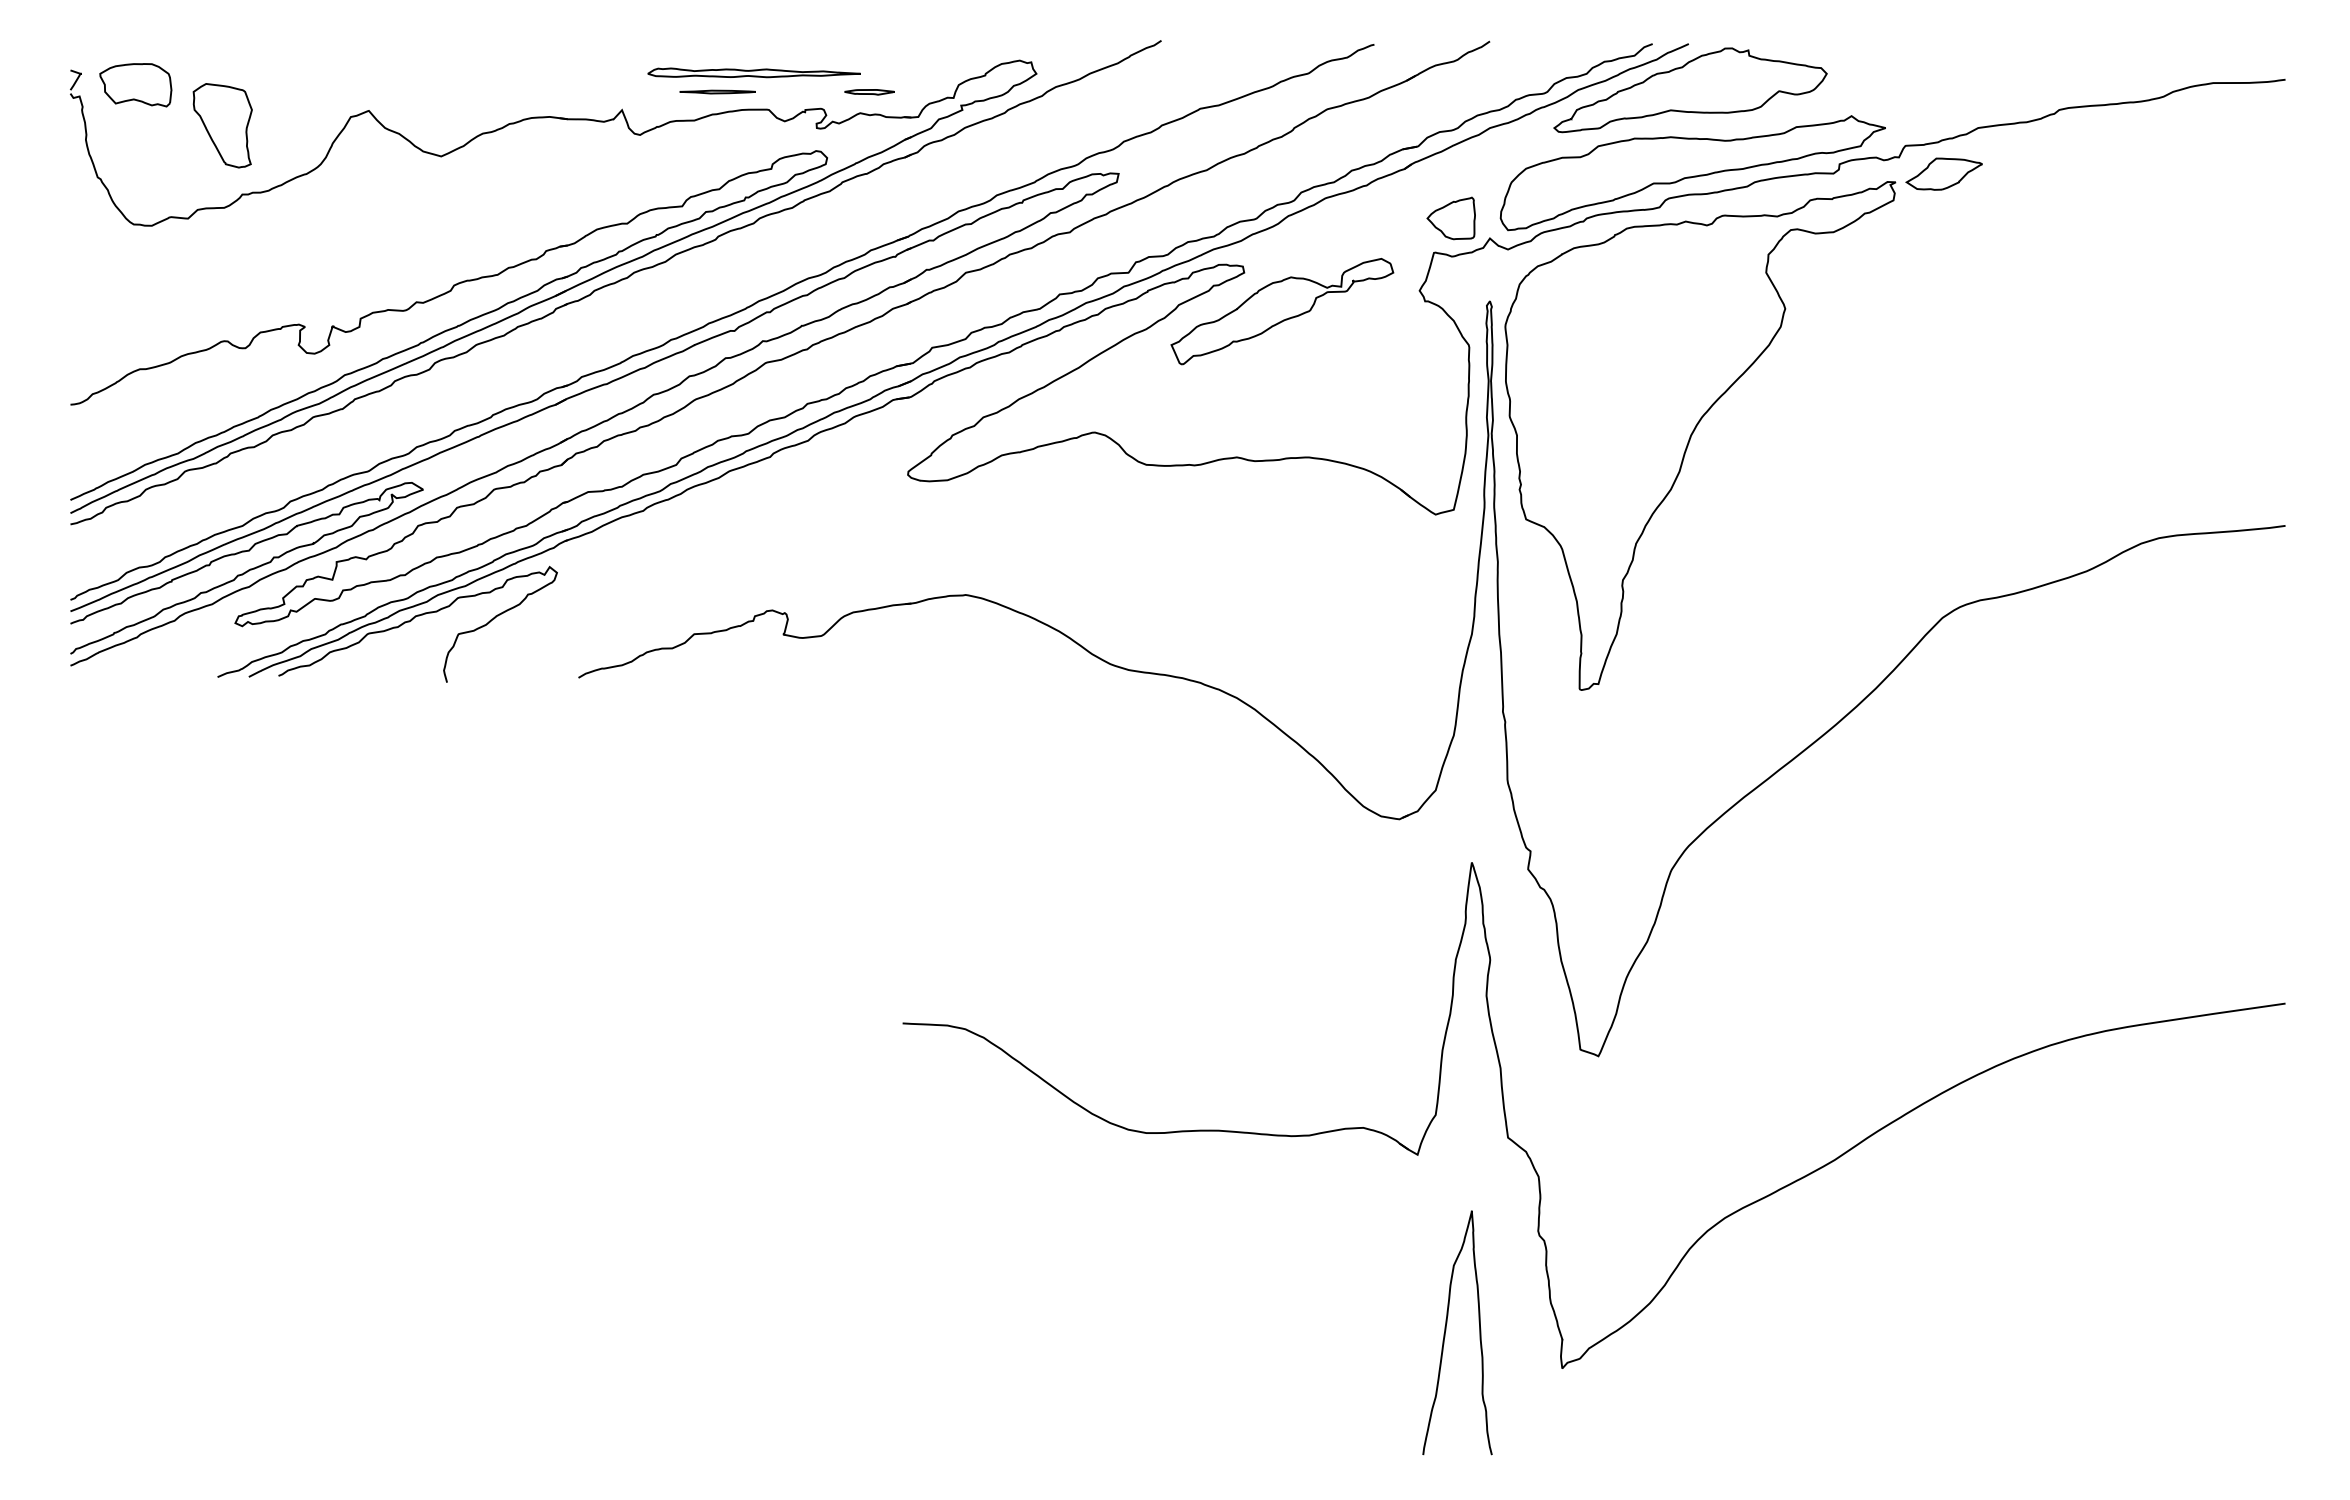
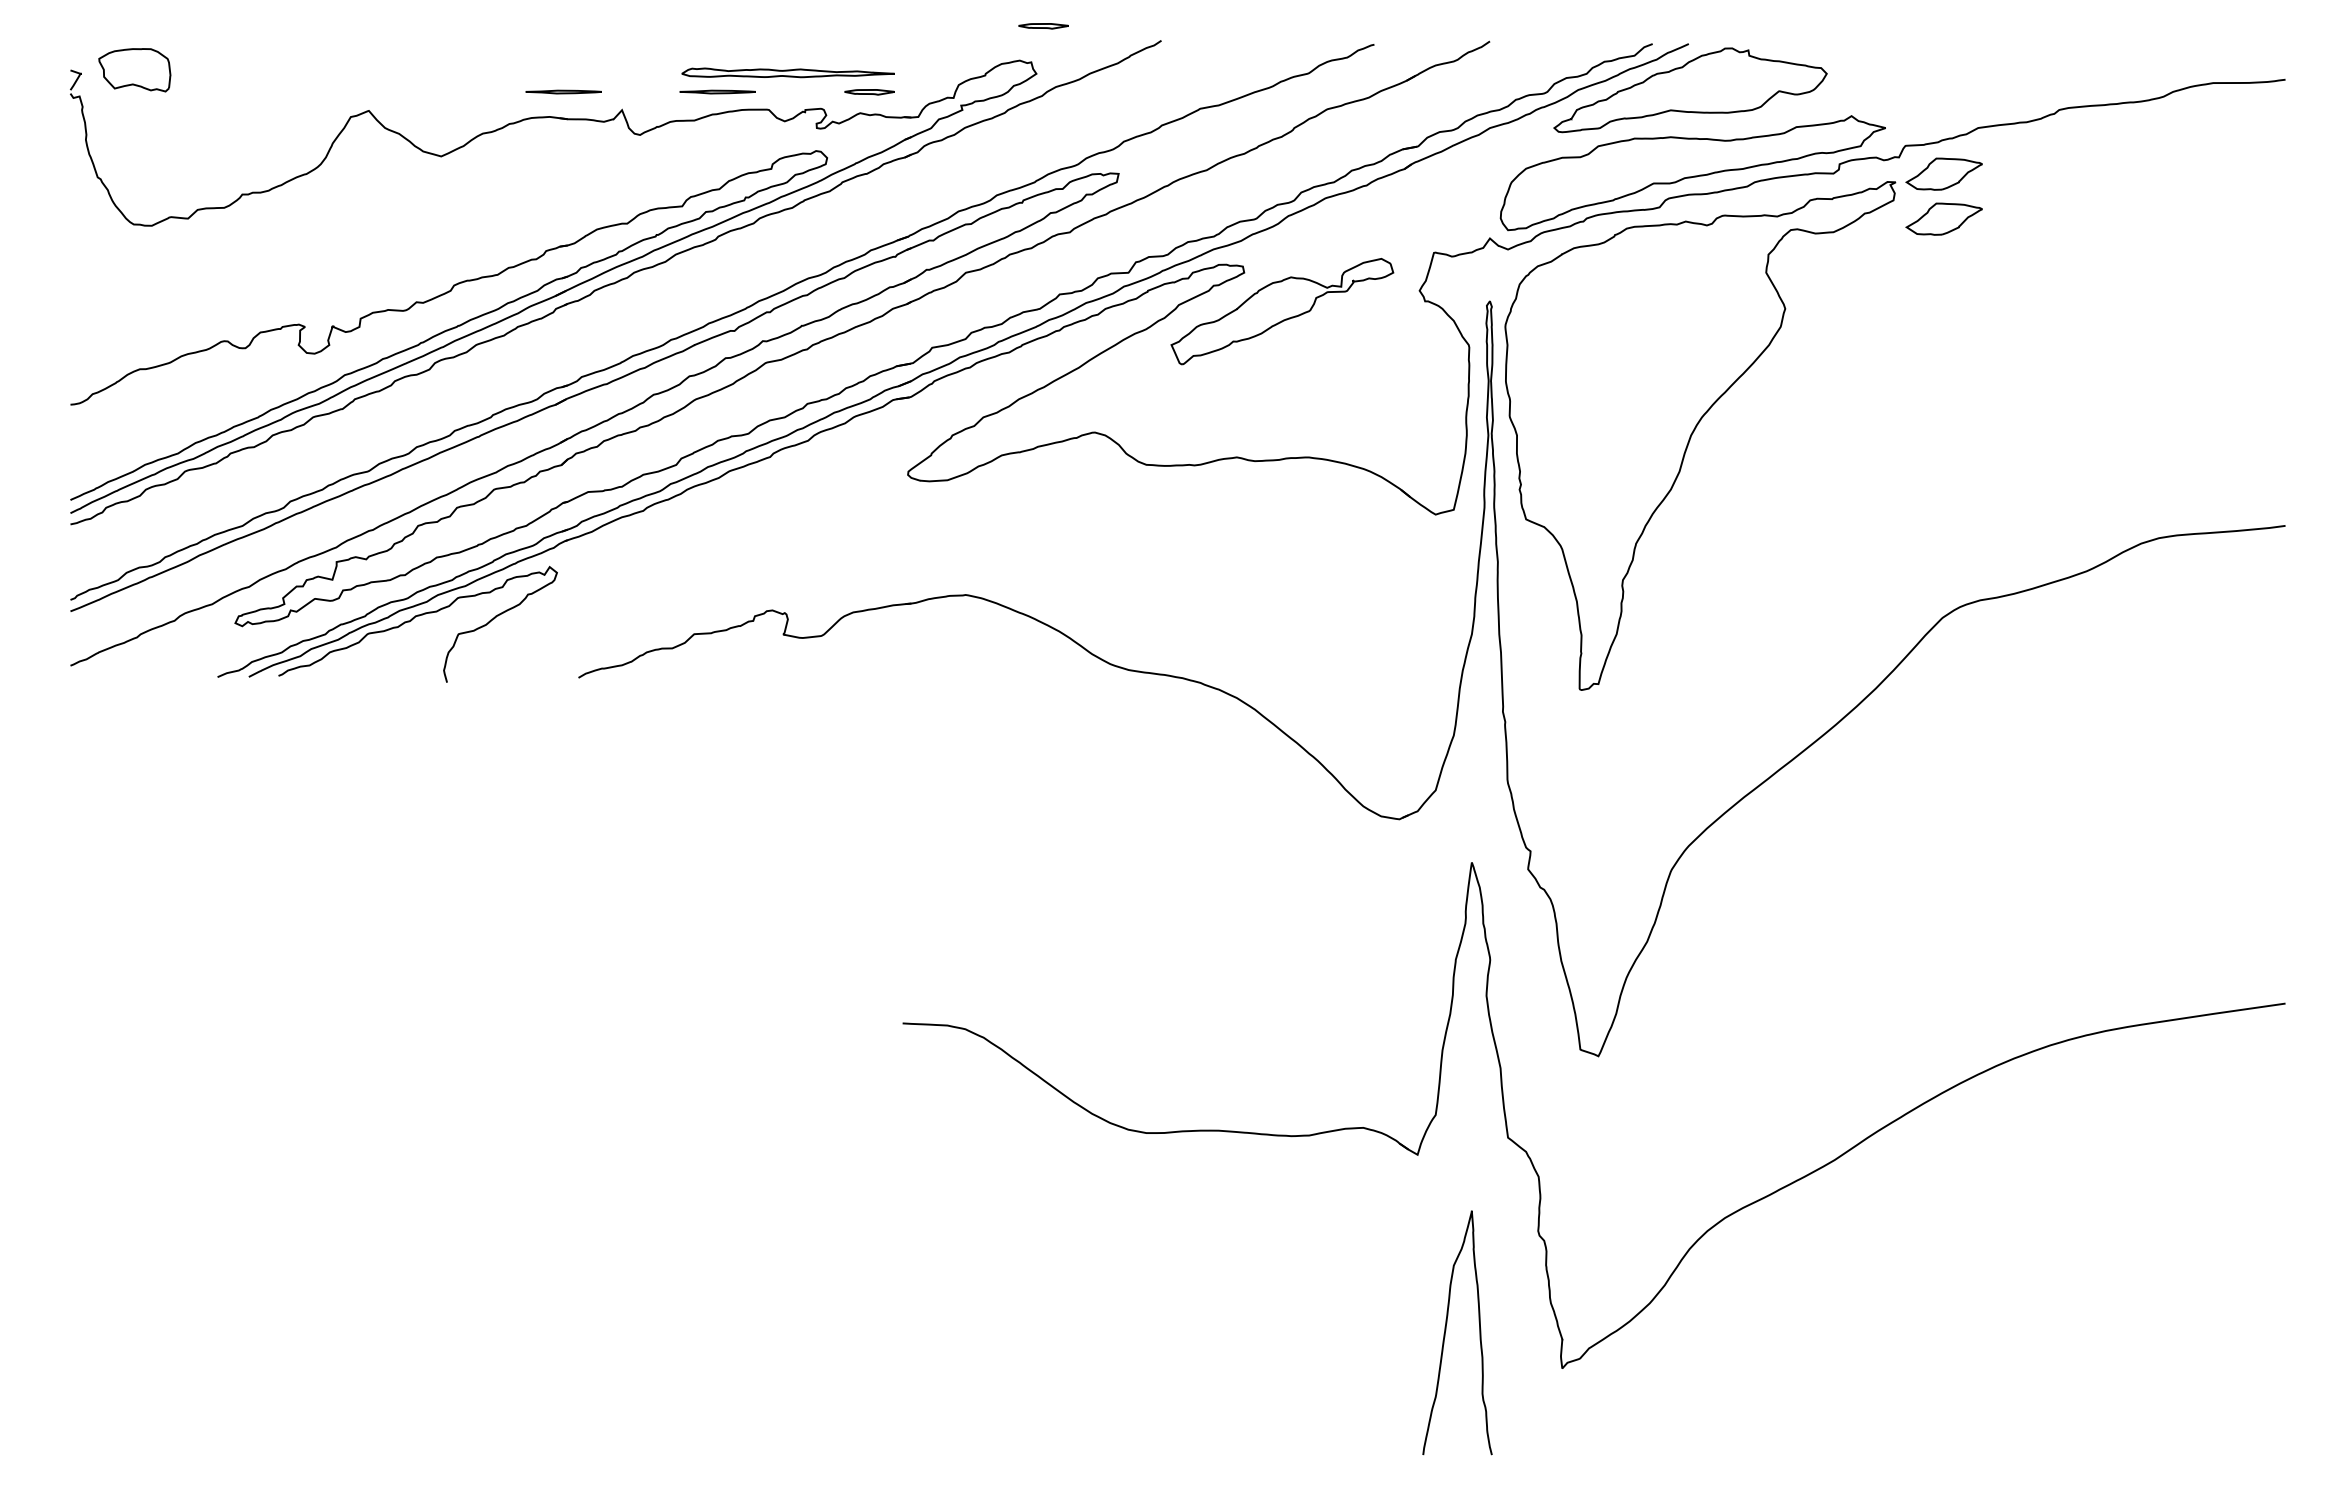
part: none -> present (1043, 26)
part position: (753, 72) -> (787, 72) (787, 72)
part position: (135, 85) -> (134, 70) (134, 70)
part: none -> present (563, 91)
part: present -> none (222, 125)
part: present -> none (1450, 218)
part: none -> present (1943, 218)
curve: present -> none (246, 570)
